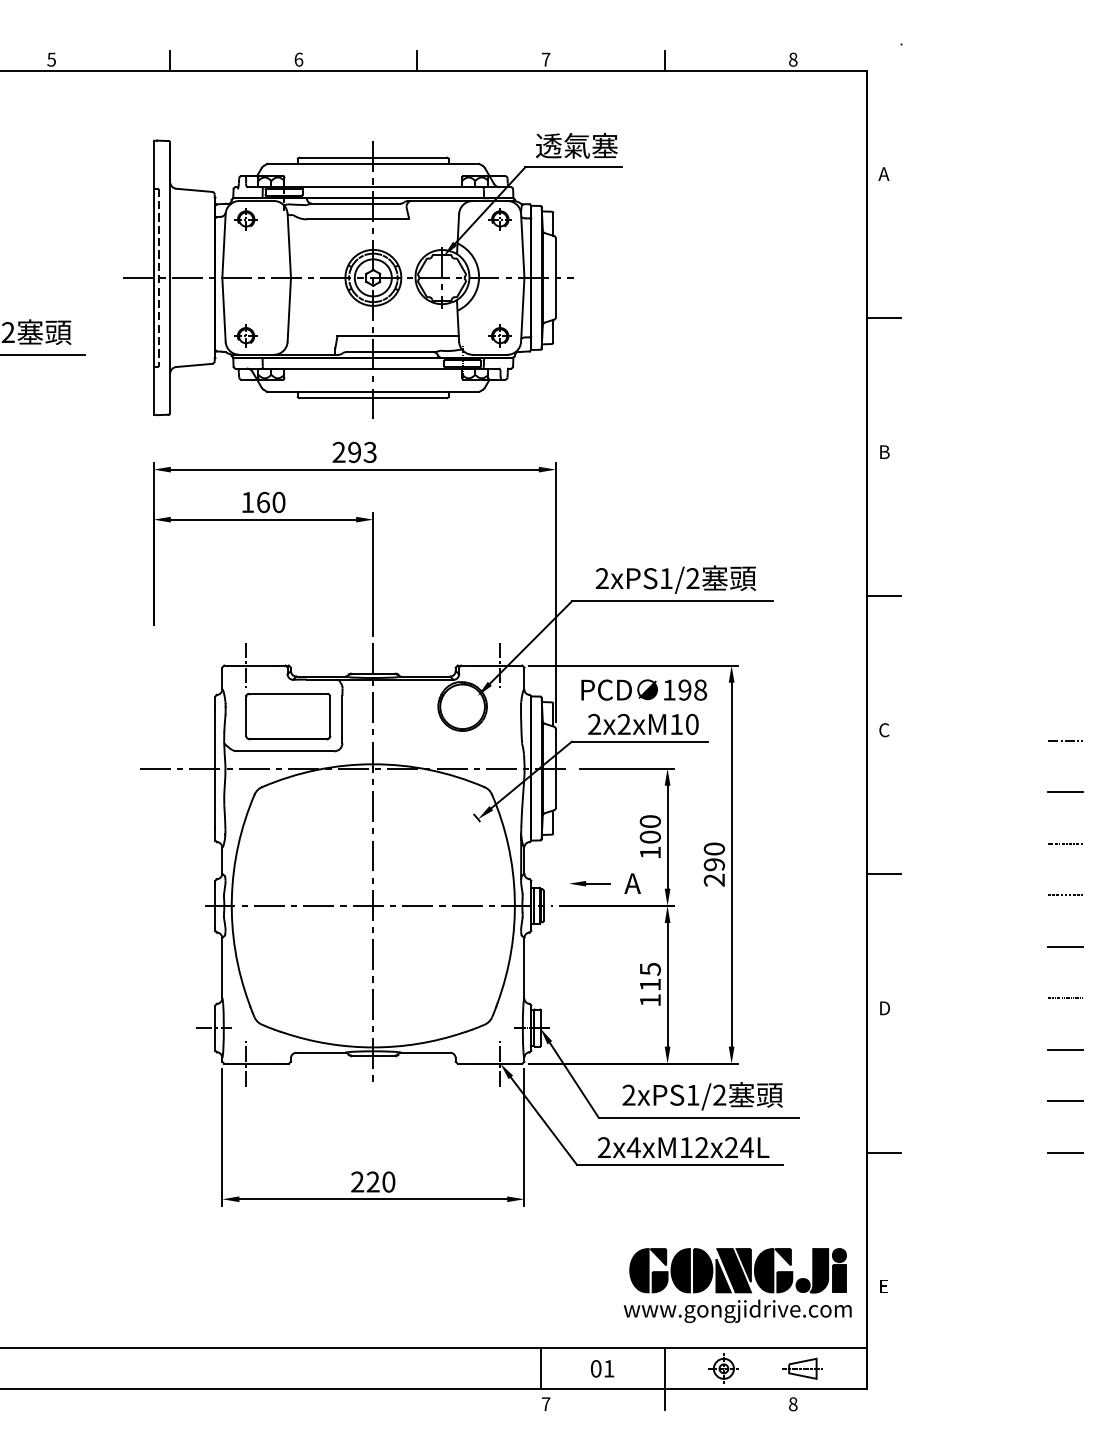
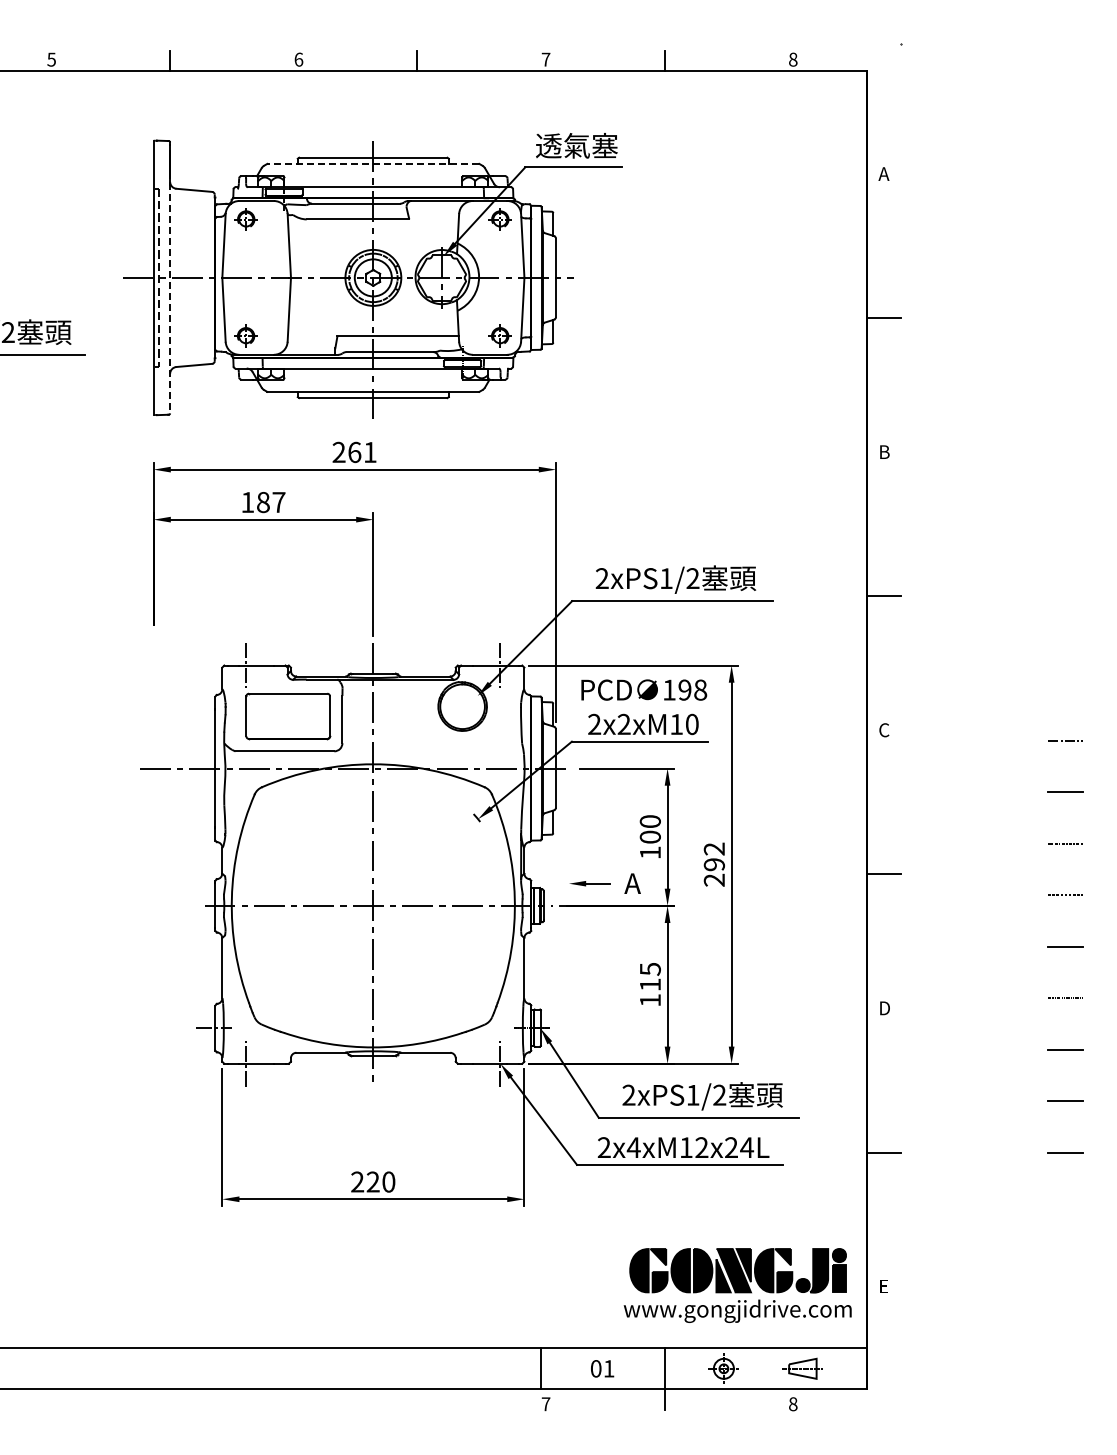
line: solid -> dashed (372, 163)
line: solid -> dashed (170, 281)
text: 293 -> 261 (362, 452)
text: 160 -> 187 (271, 502)
text: 290 -> 292 (714, 848)
